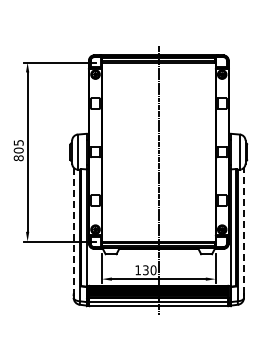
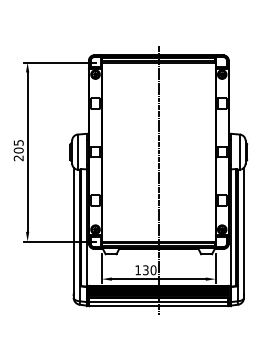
text: 805 -> 205 (18, 158)
line: dashed -> solid (73, 230)
line: dashed -> solid (244, 230)
